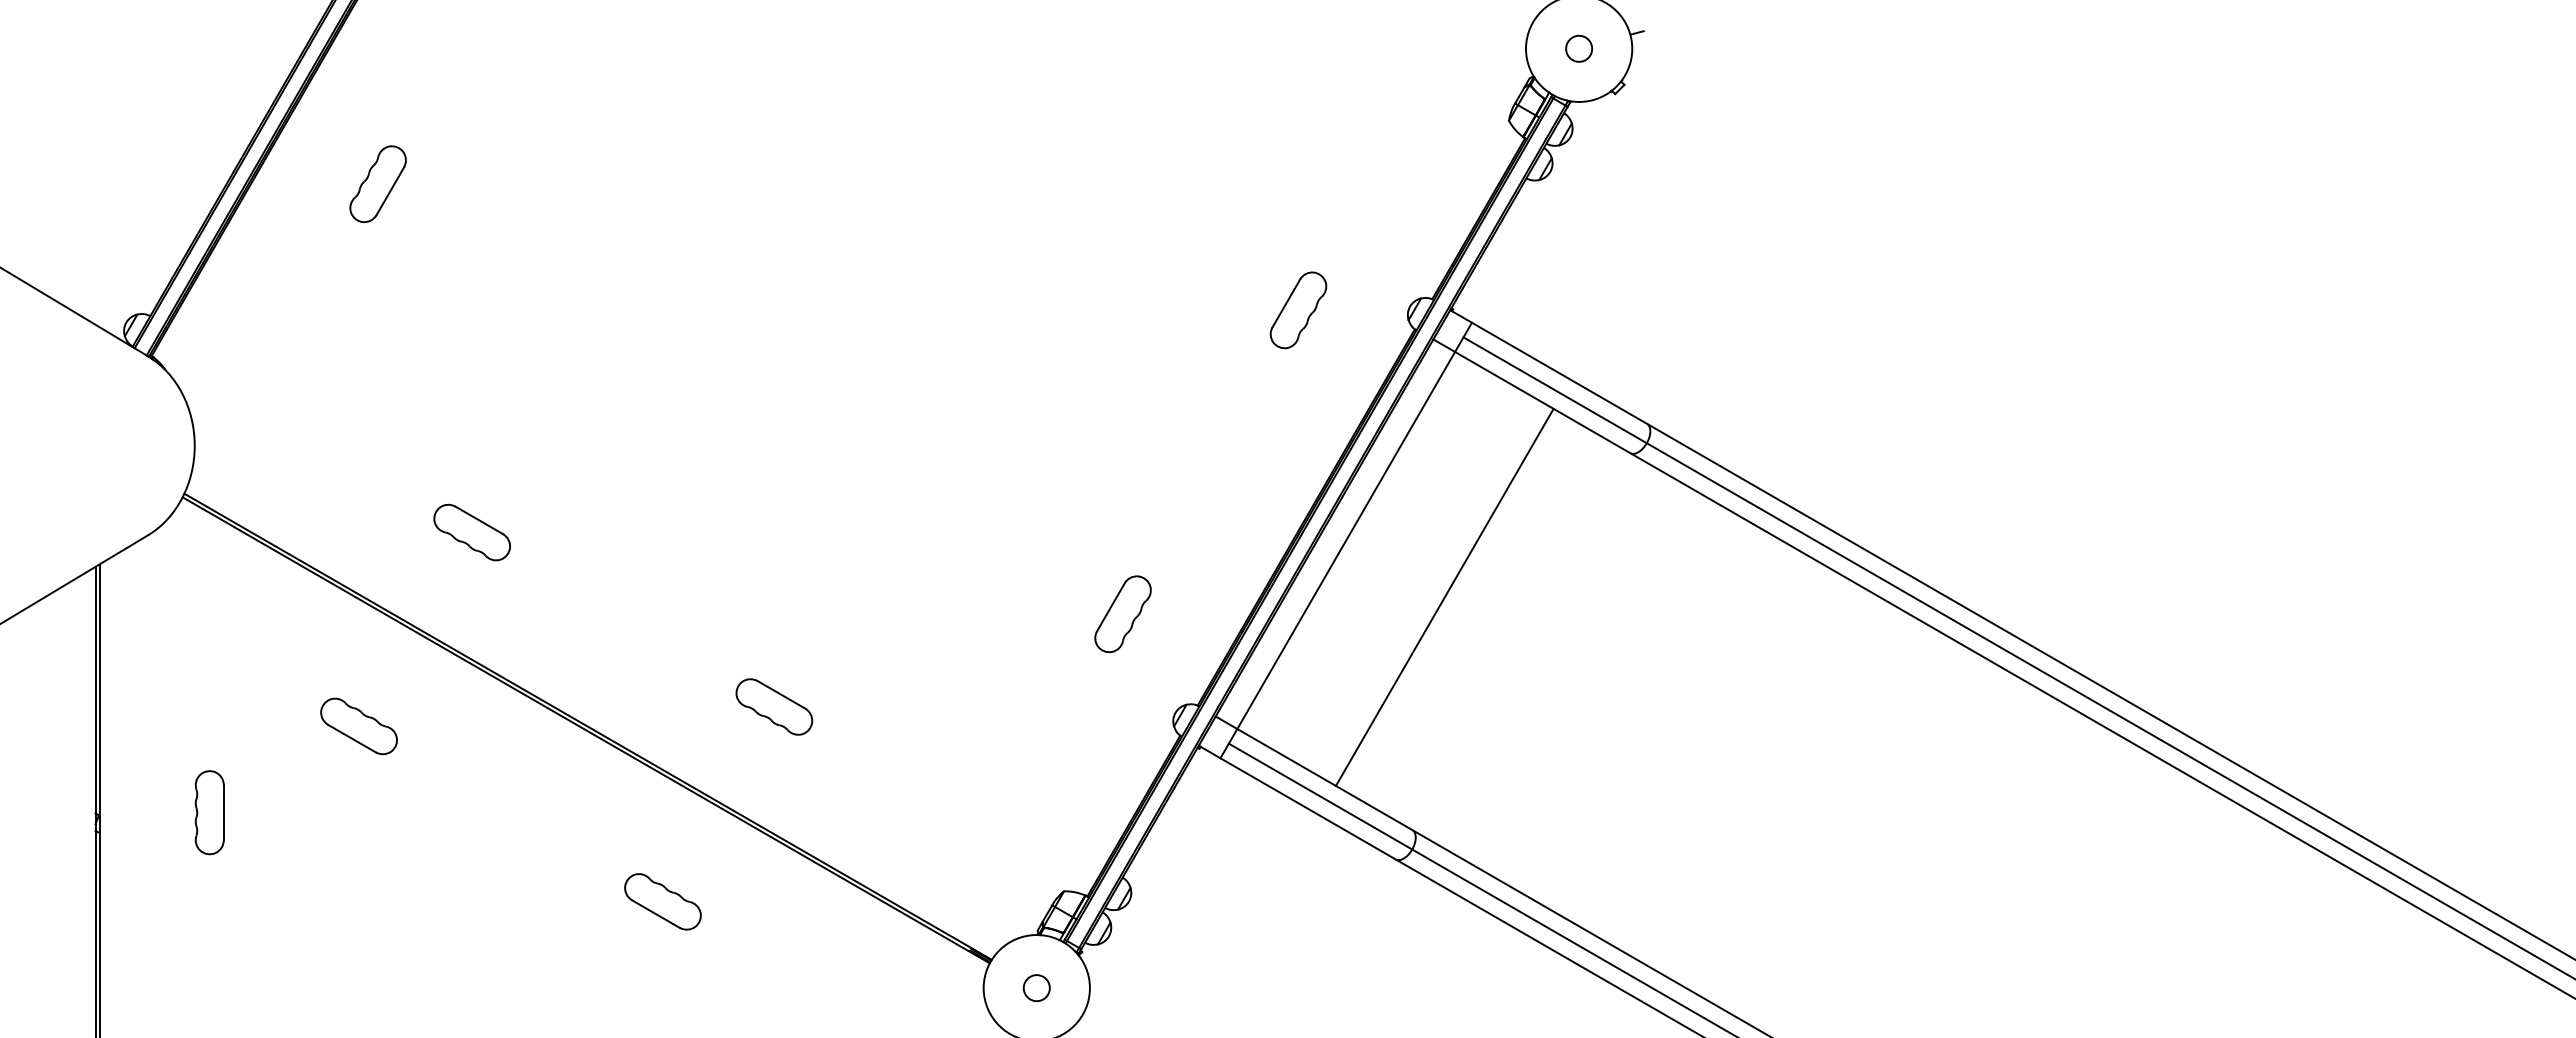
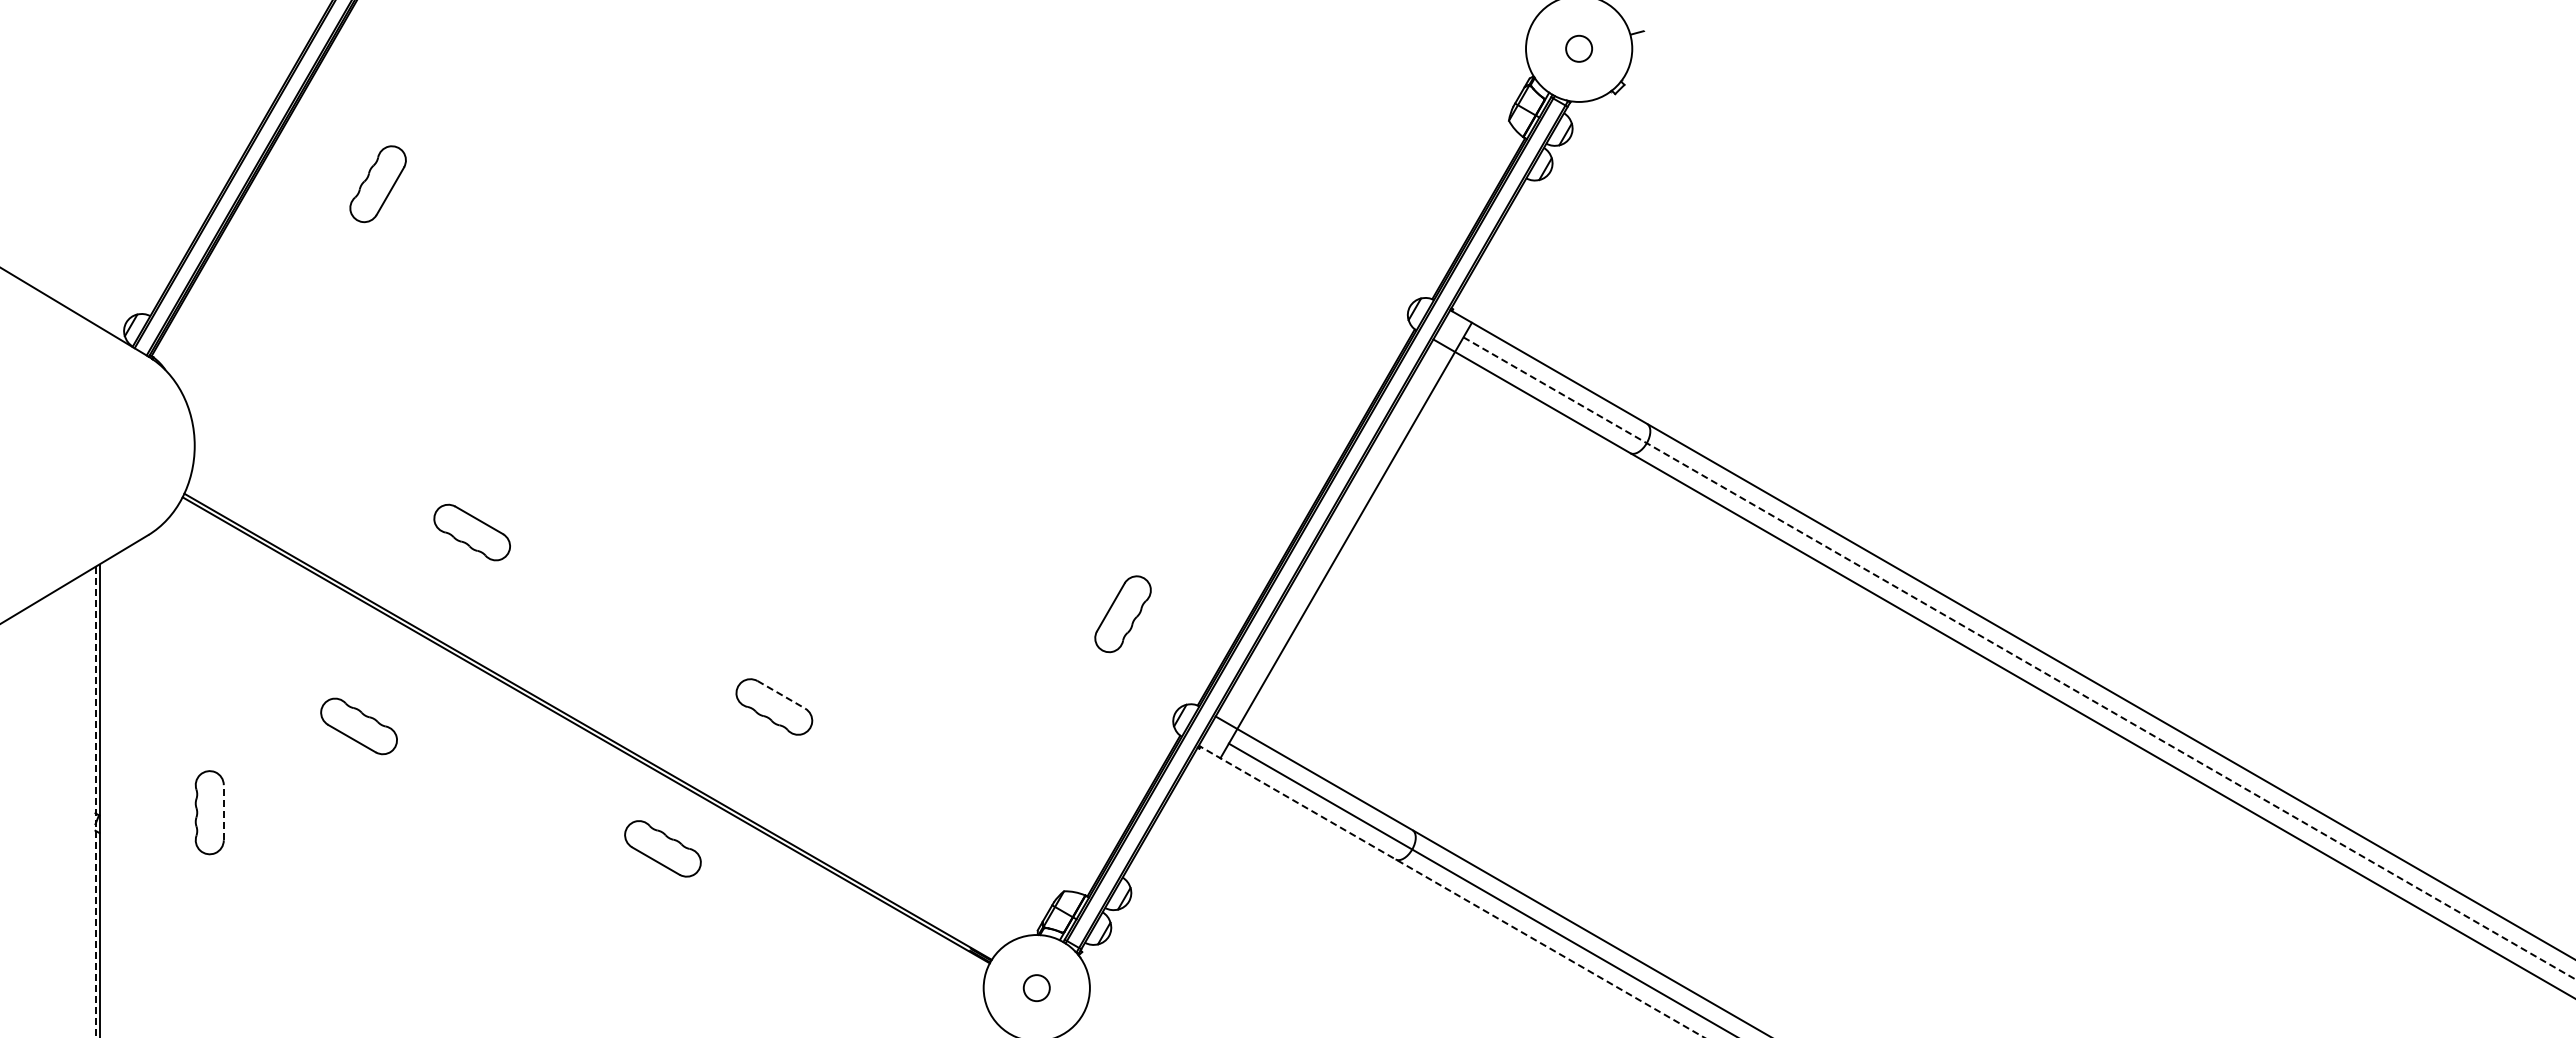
part: present -> none (1298, 310)
line: present -> none (1444, 596)
line: solid -> dashed (2019, 658)
line: solid -> dashed (781, 694)
line: solid -> dashed (95, 802)
line: solid -> dashed (223, 812)
line: solid -> dashed (1451, 891)
part position: (662, 901) -> (662, 848) (662, 848)
